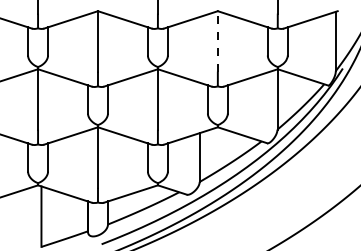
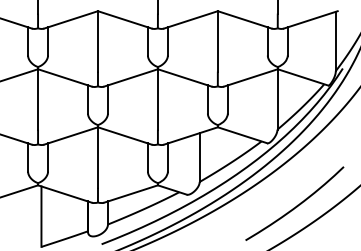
line: dashed -> solid (217, 40)
curve: none -> present (296, 205)
